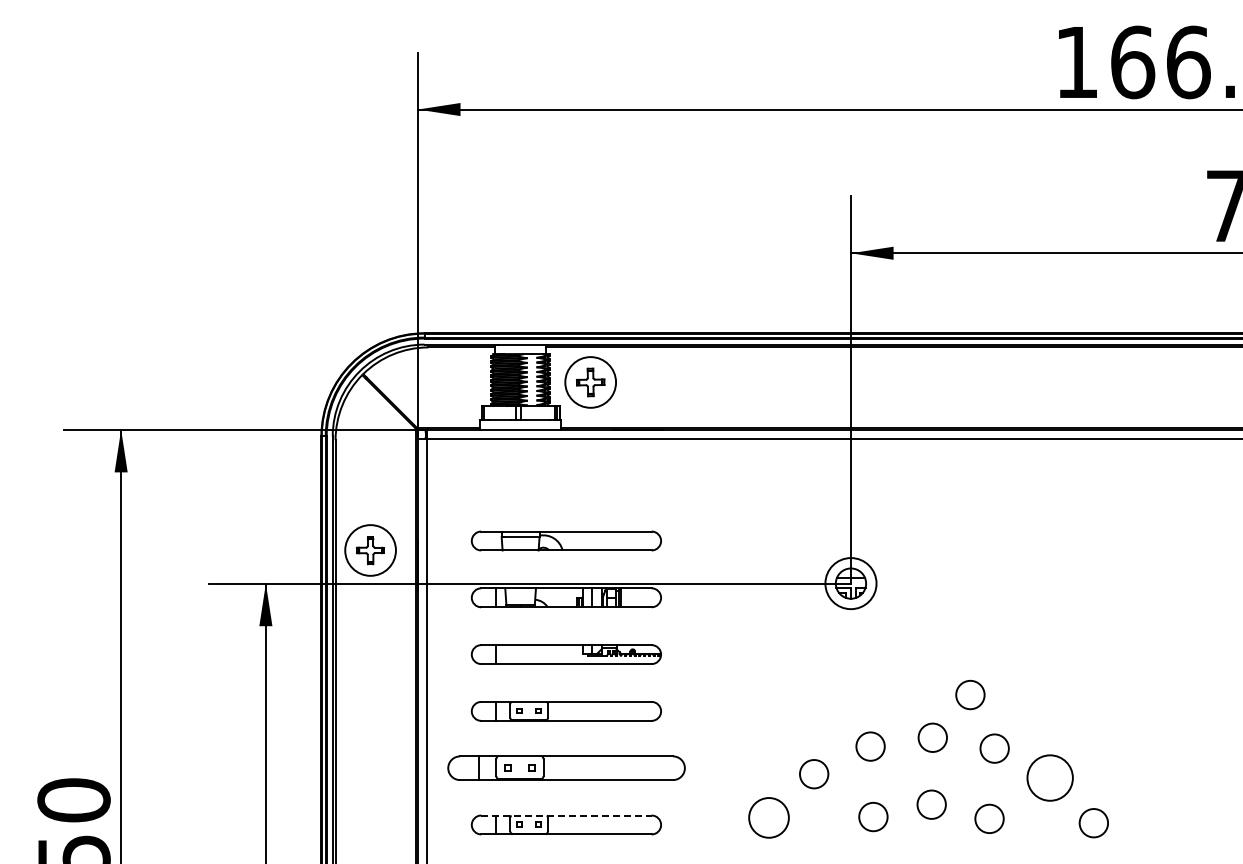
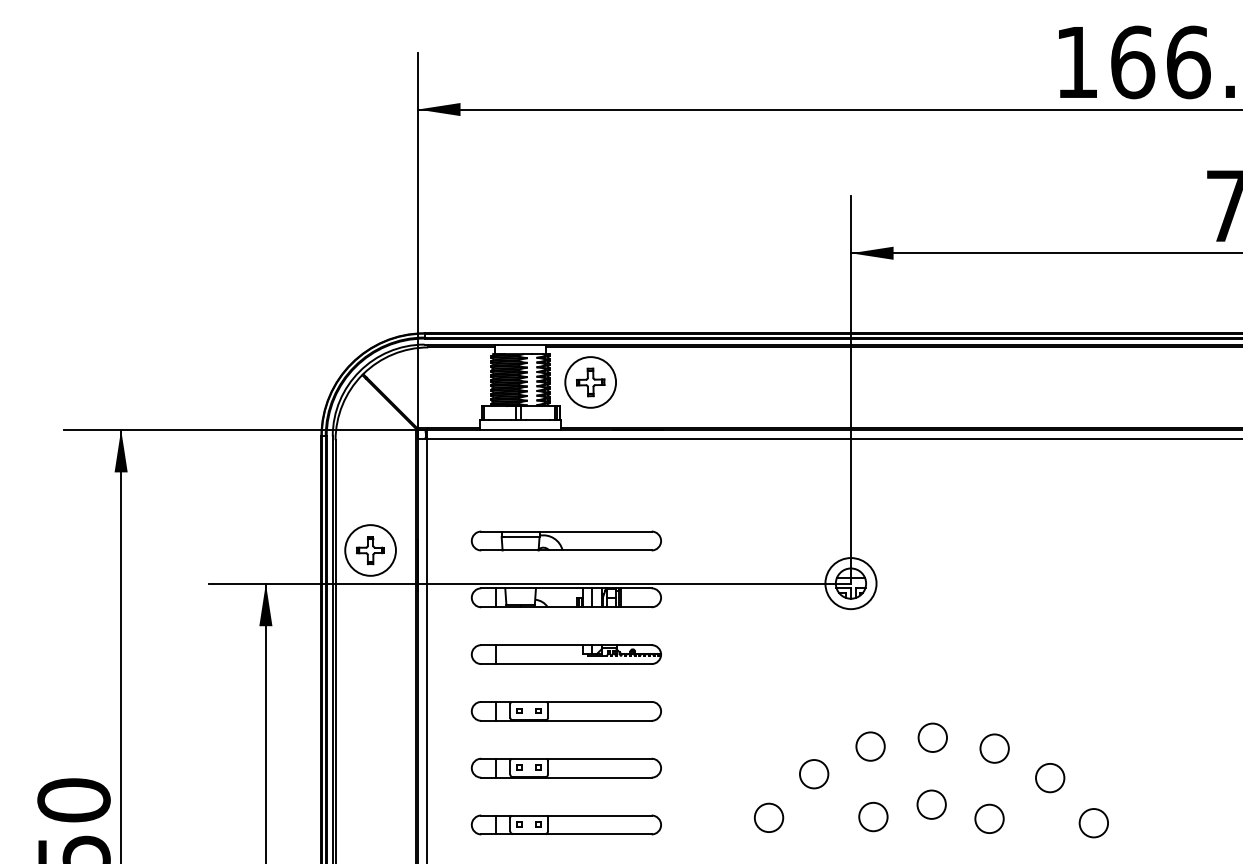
circle: present -> none (970, 695)
part size: 239x26 px -> 192x22 px (565, 767)
circle diameter: 45 px -> 28 px (1050, 777)
line: dashed -> solid (566, 815)
circle diameter: 40 px -> 28 px (768, 817)
